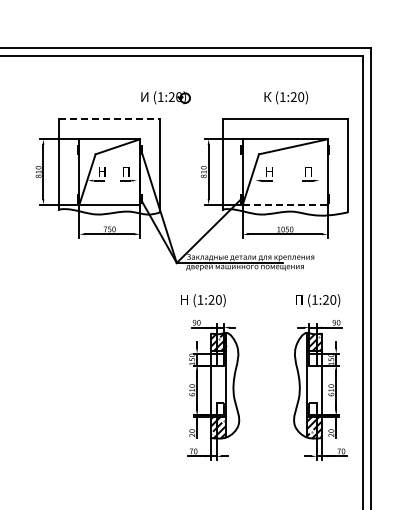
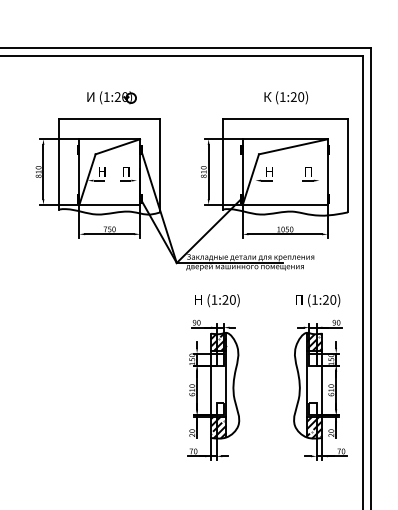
part position: (165, 97) -> (111, 97) (111, 97)
line: dashed -> solid (109, 119)
line: dashed -> solid (285, 204)
text position: (203, 300) -> (217, 300) (217, 300)
